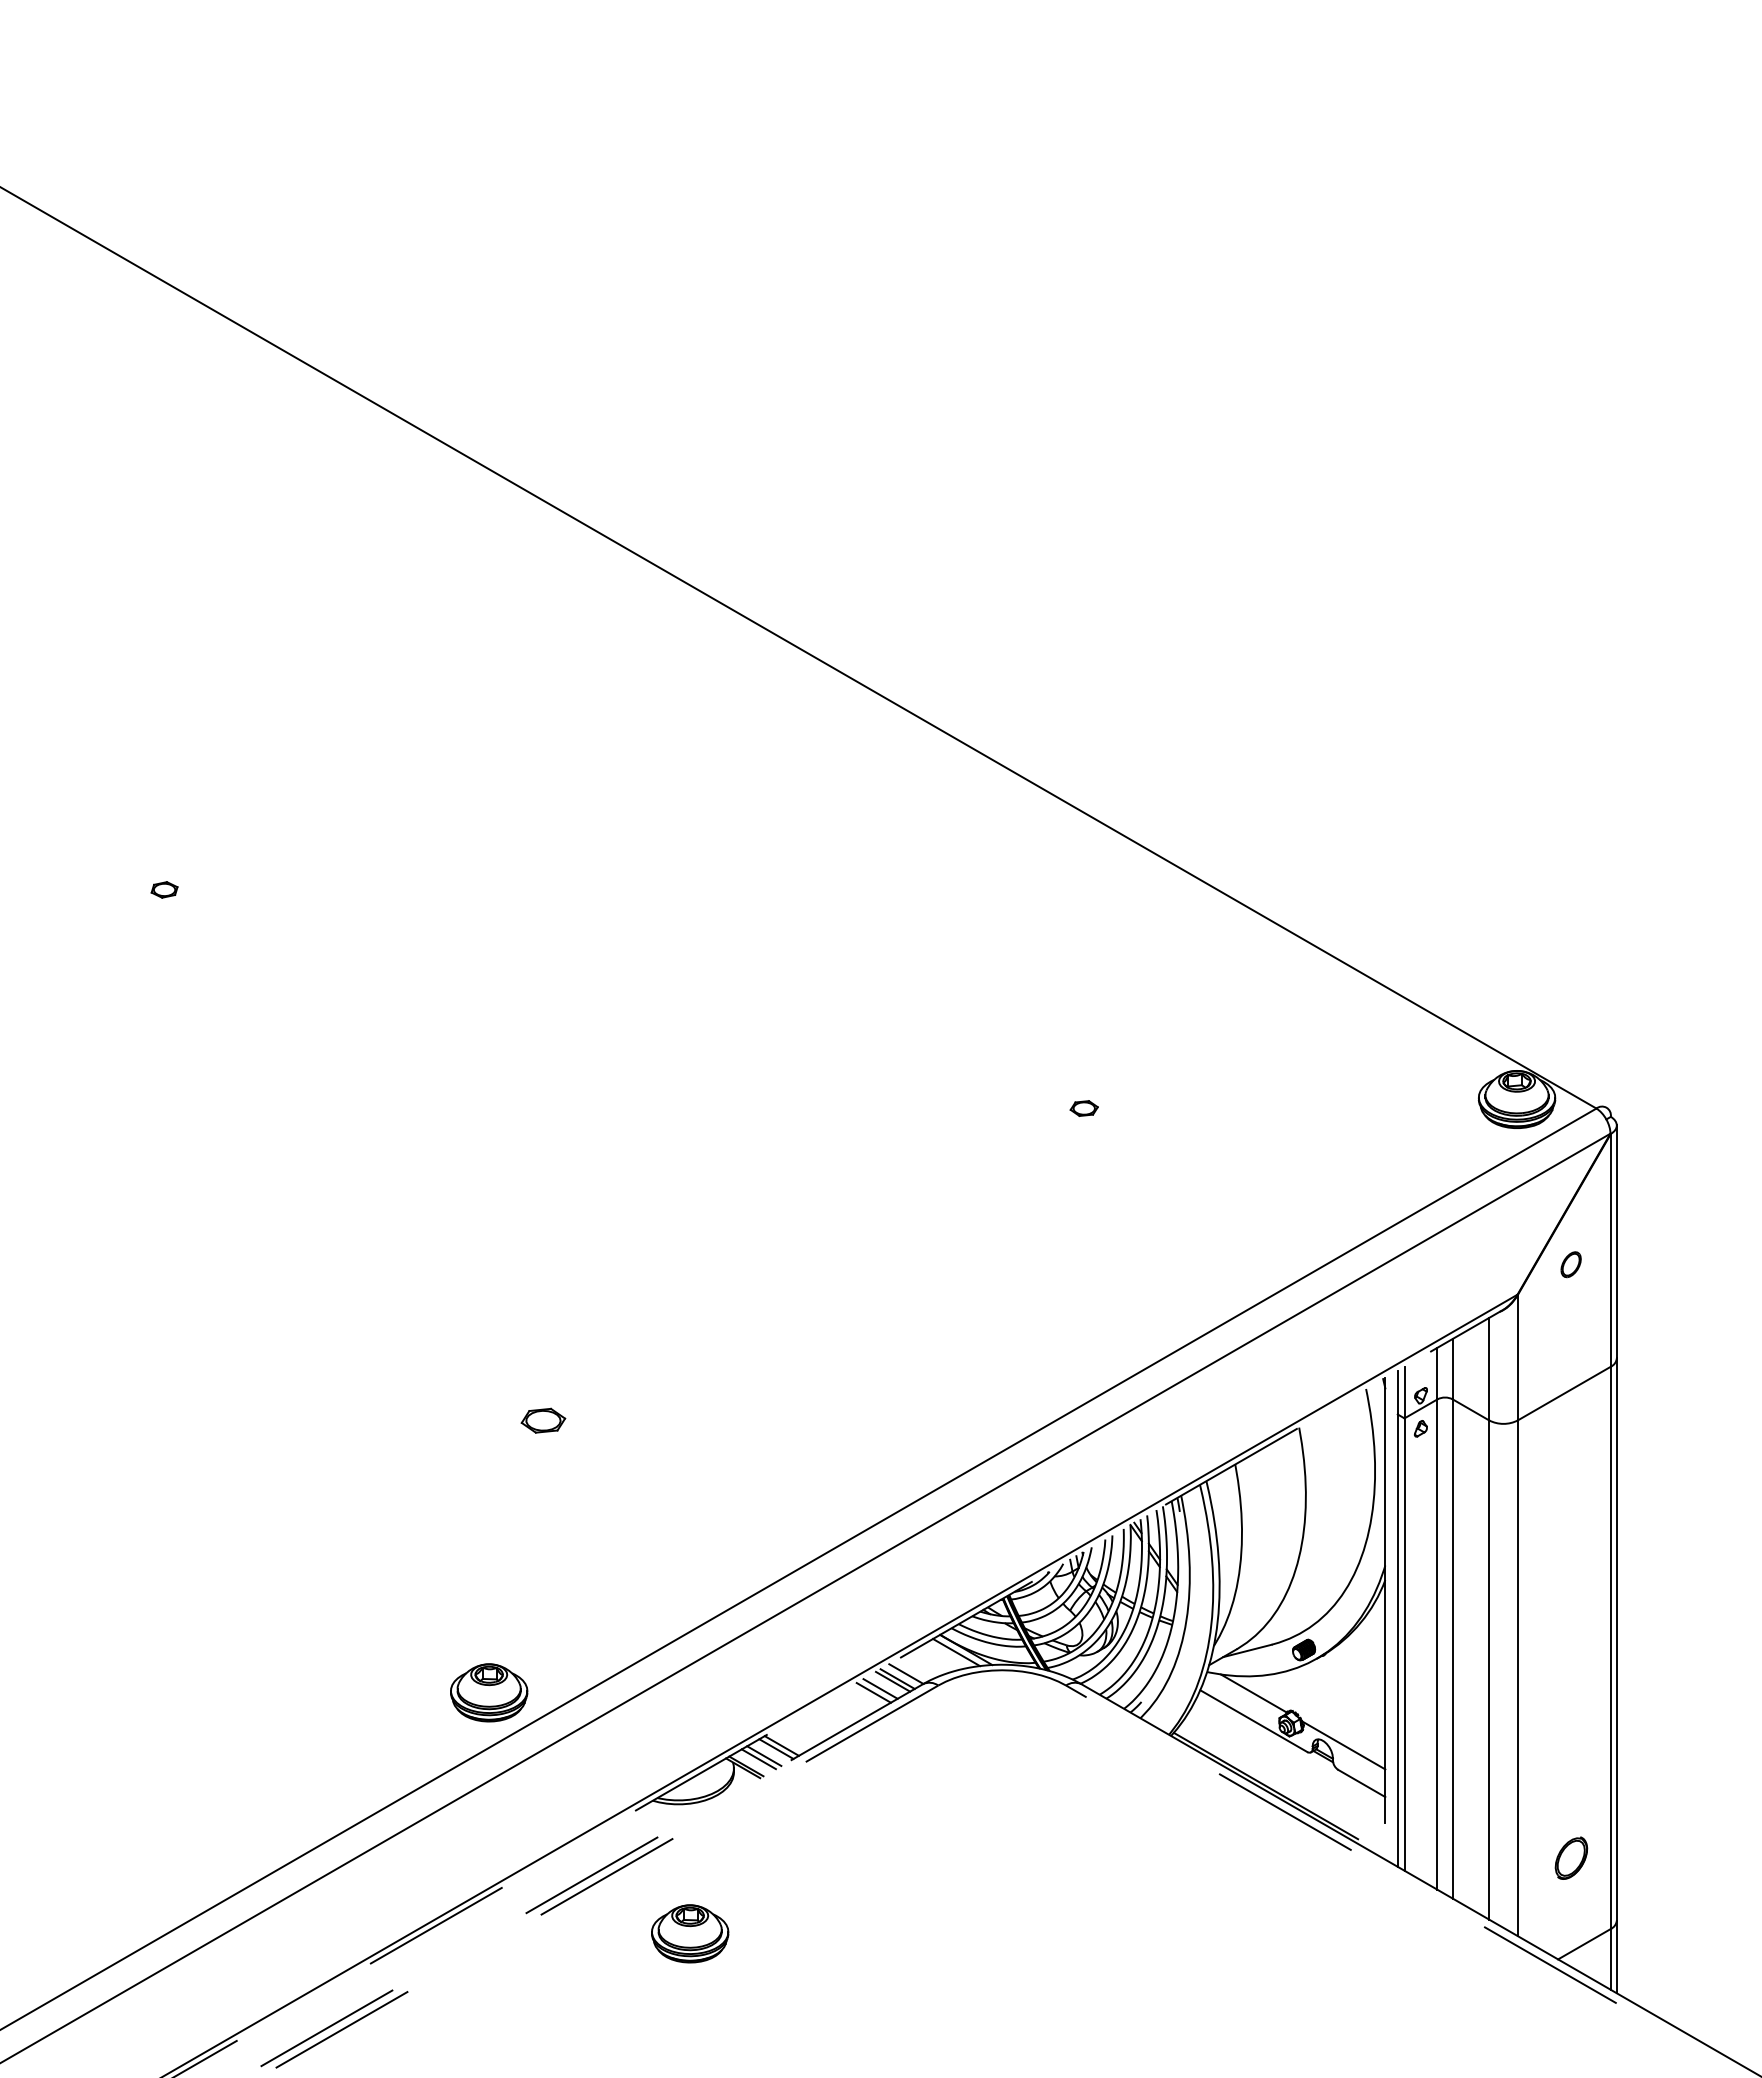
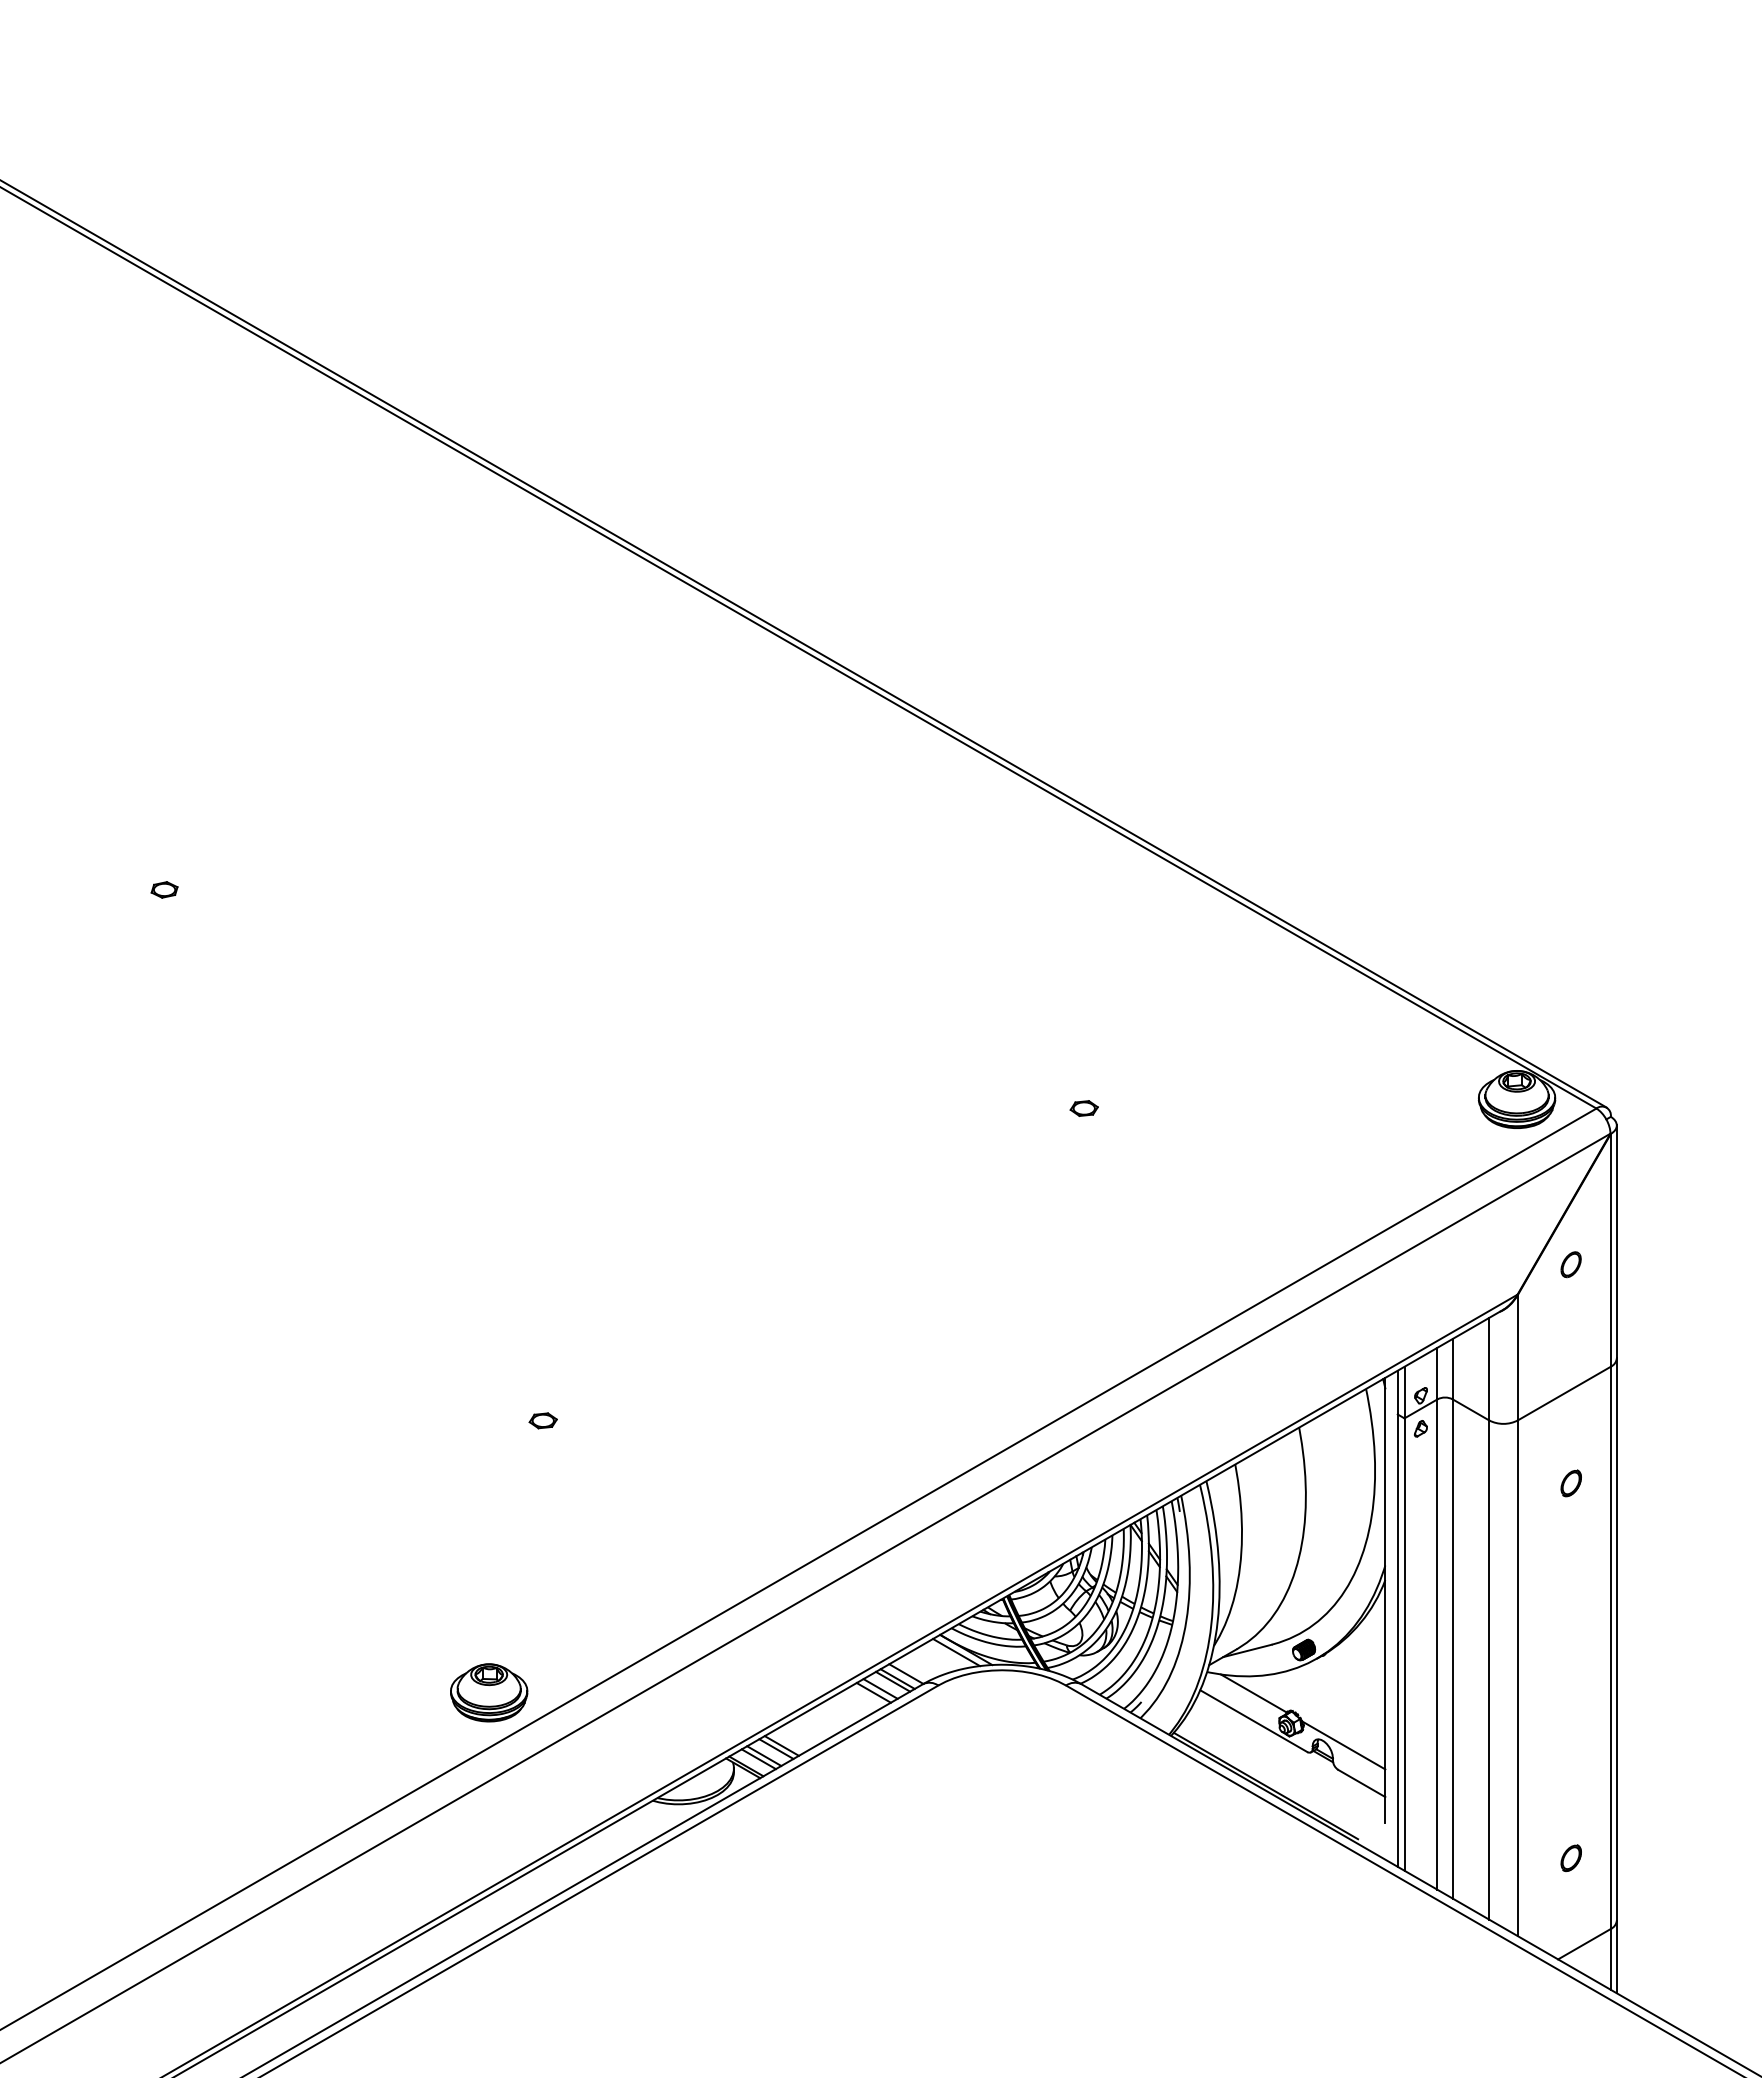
line: none -> present (804, 644)
part size: 47x27 px -> 30x18 px (542, 1420)
part: none -> present (1570, 1483)
line: dashed -> solid (838, 1693)
part size: 35x44 px -> 22x28 px (1570, 1857)
line: dashed -> solid (582, 1880)
line: dashed -> solid (598, 1881)
line: dashed -> solid (1405, 1881)
part: present -> none (690, 1933)
